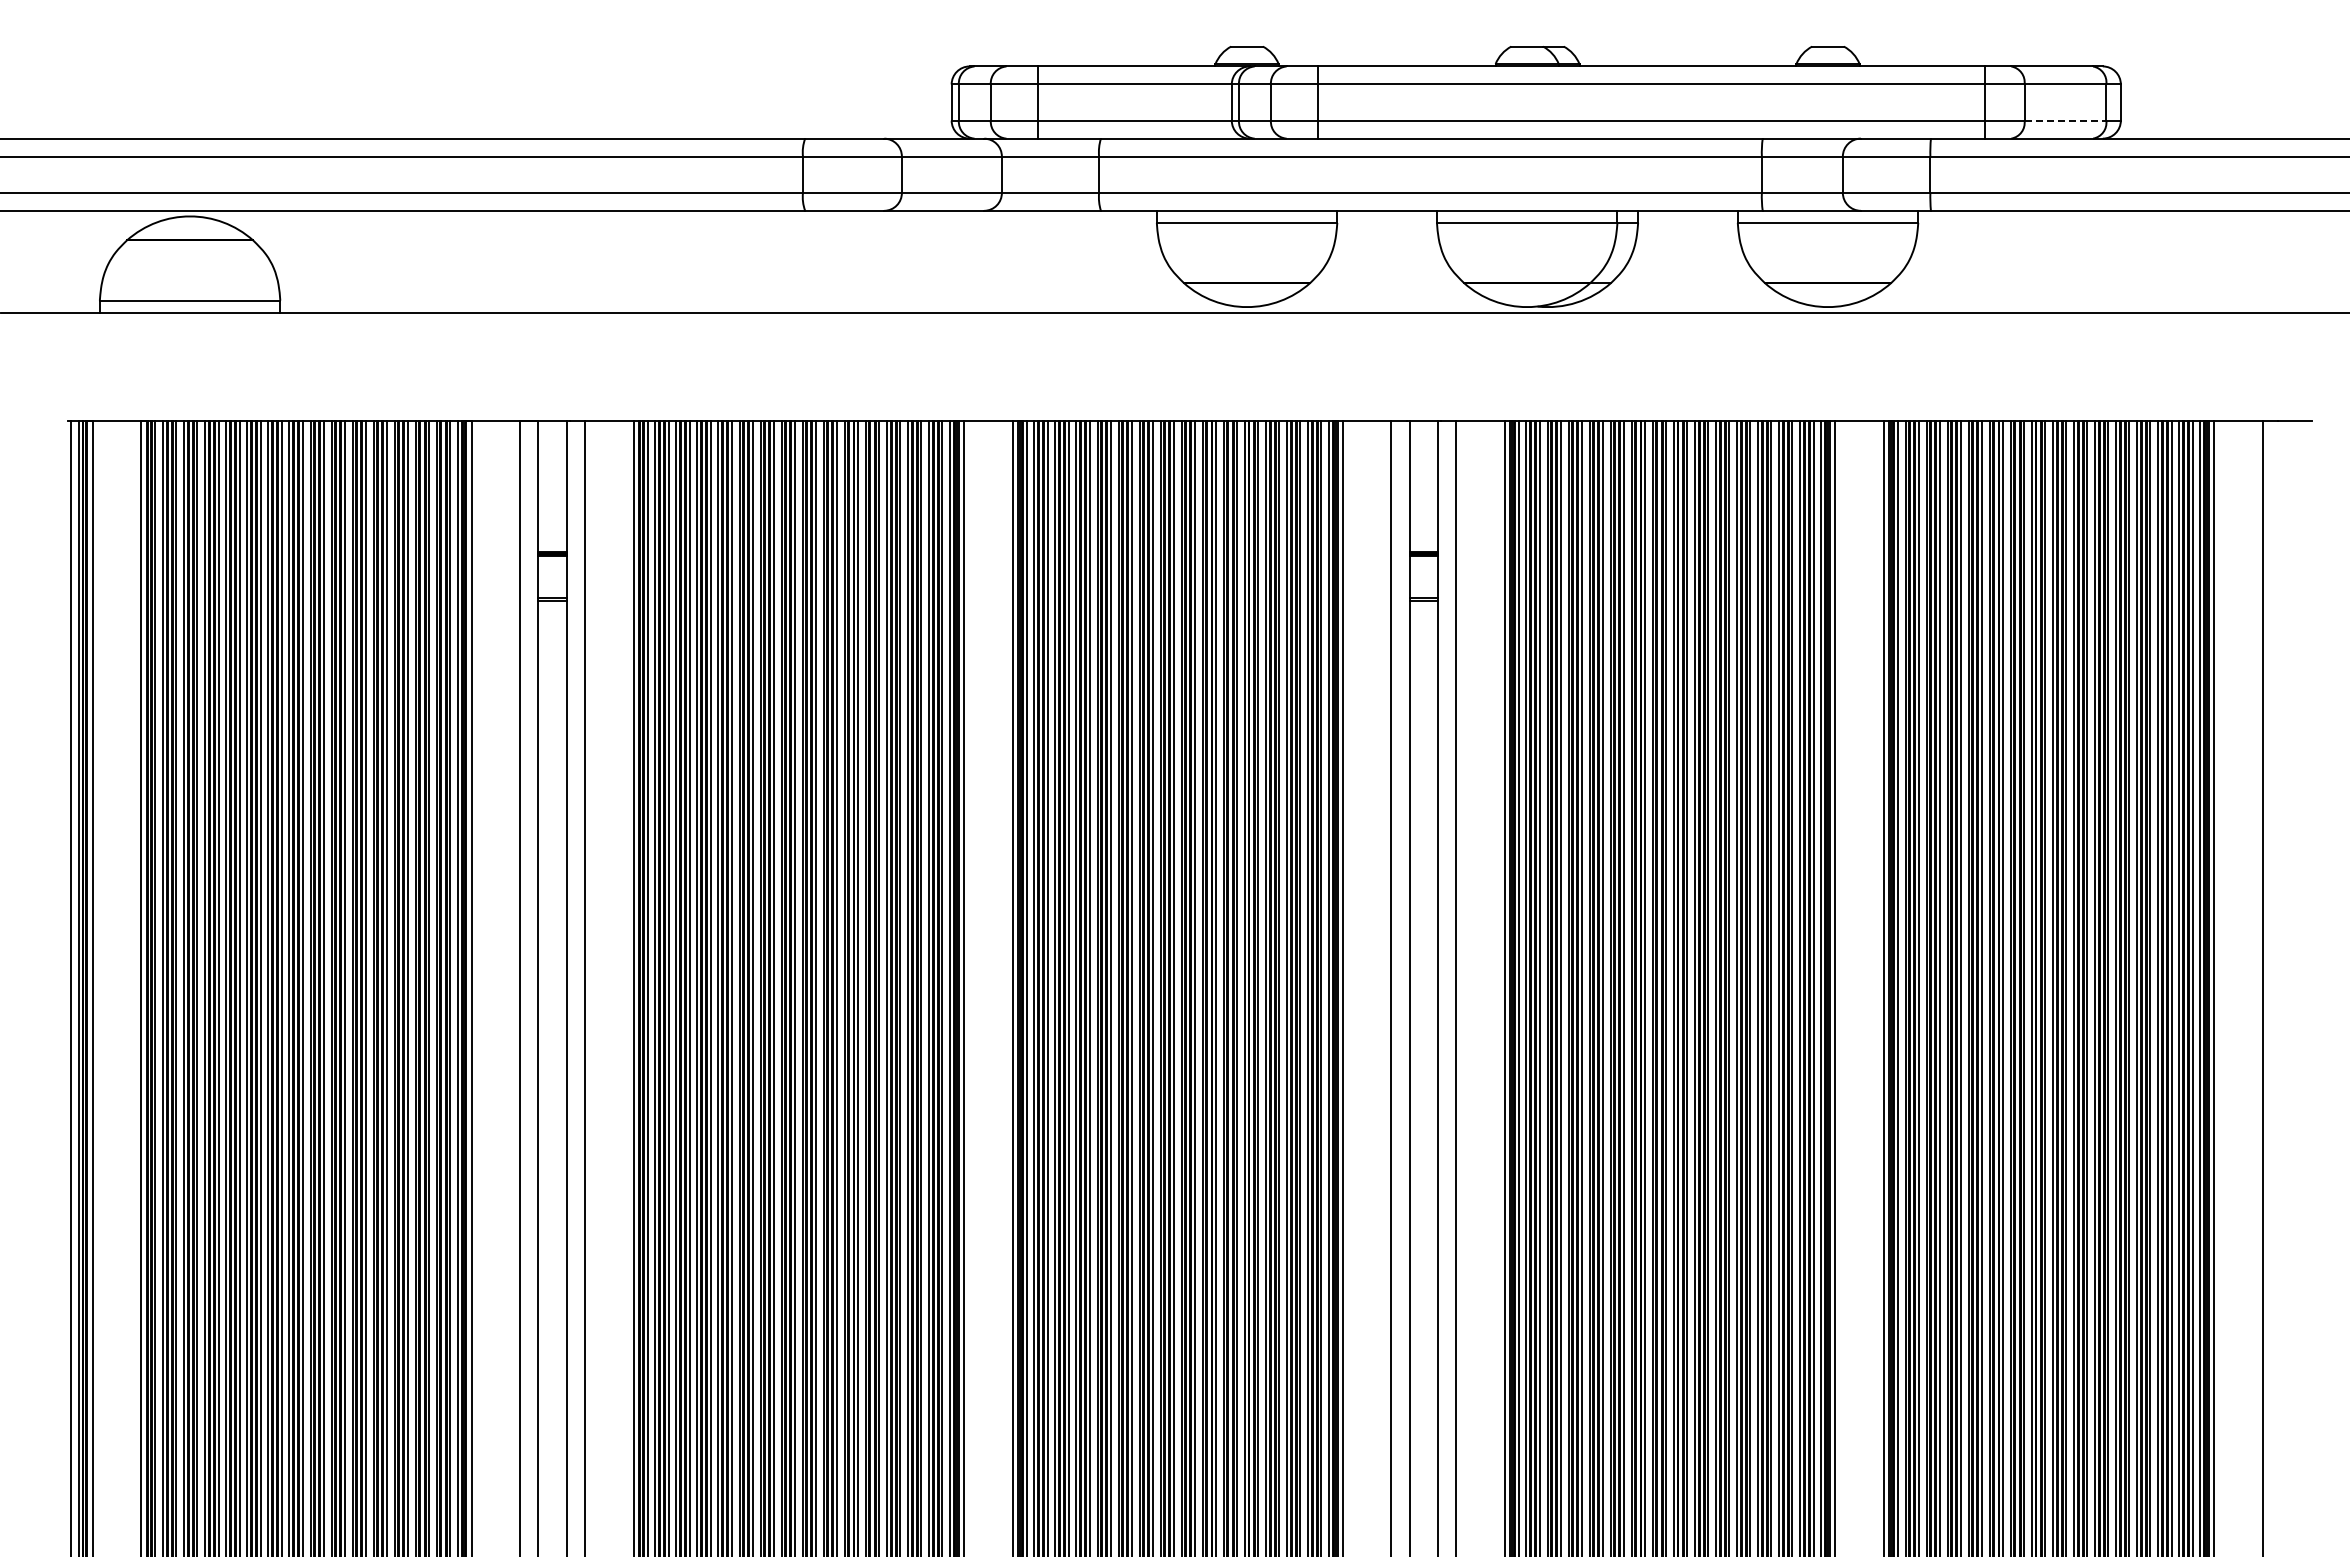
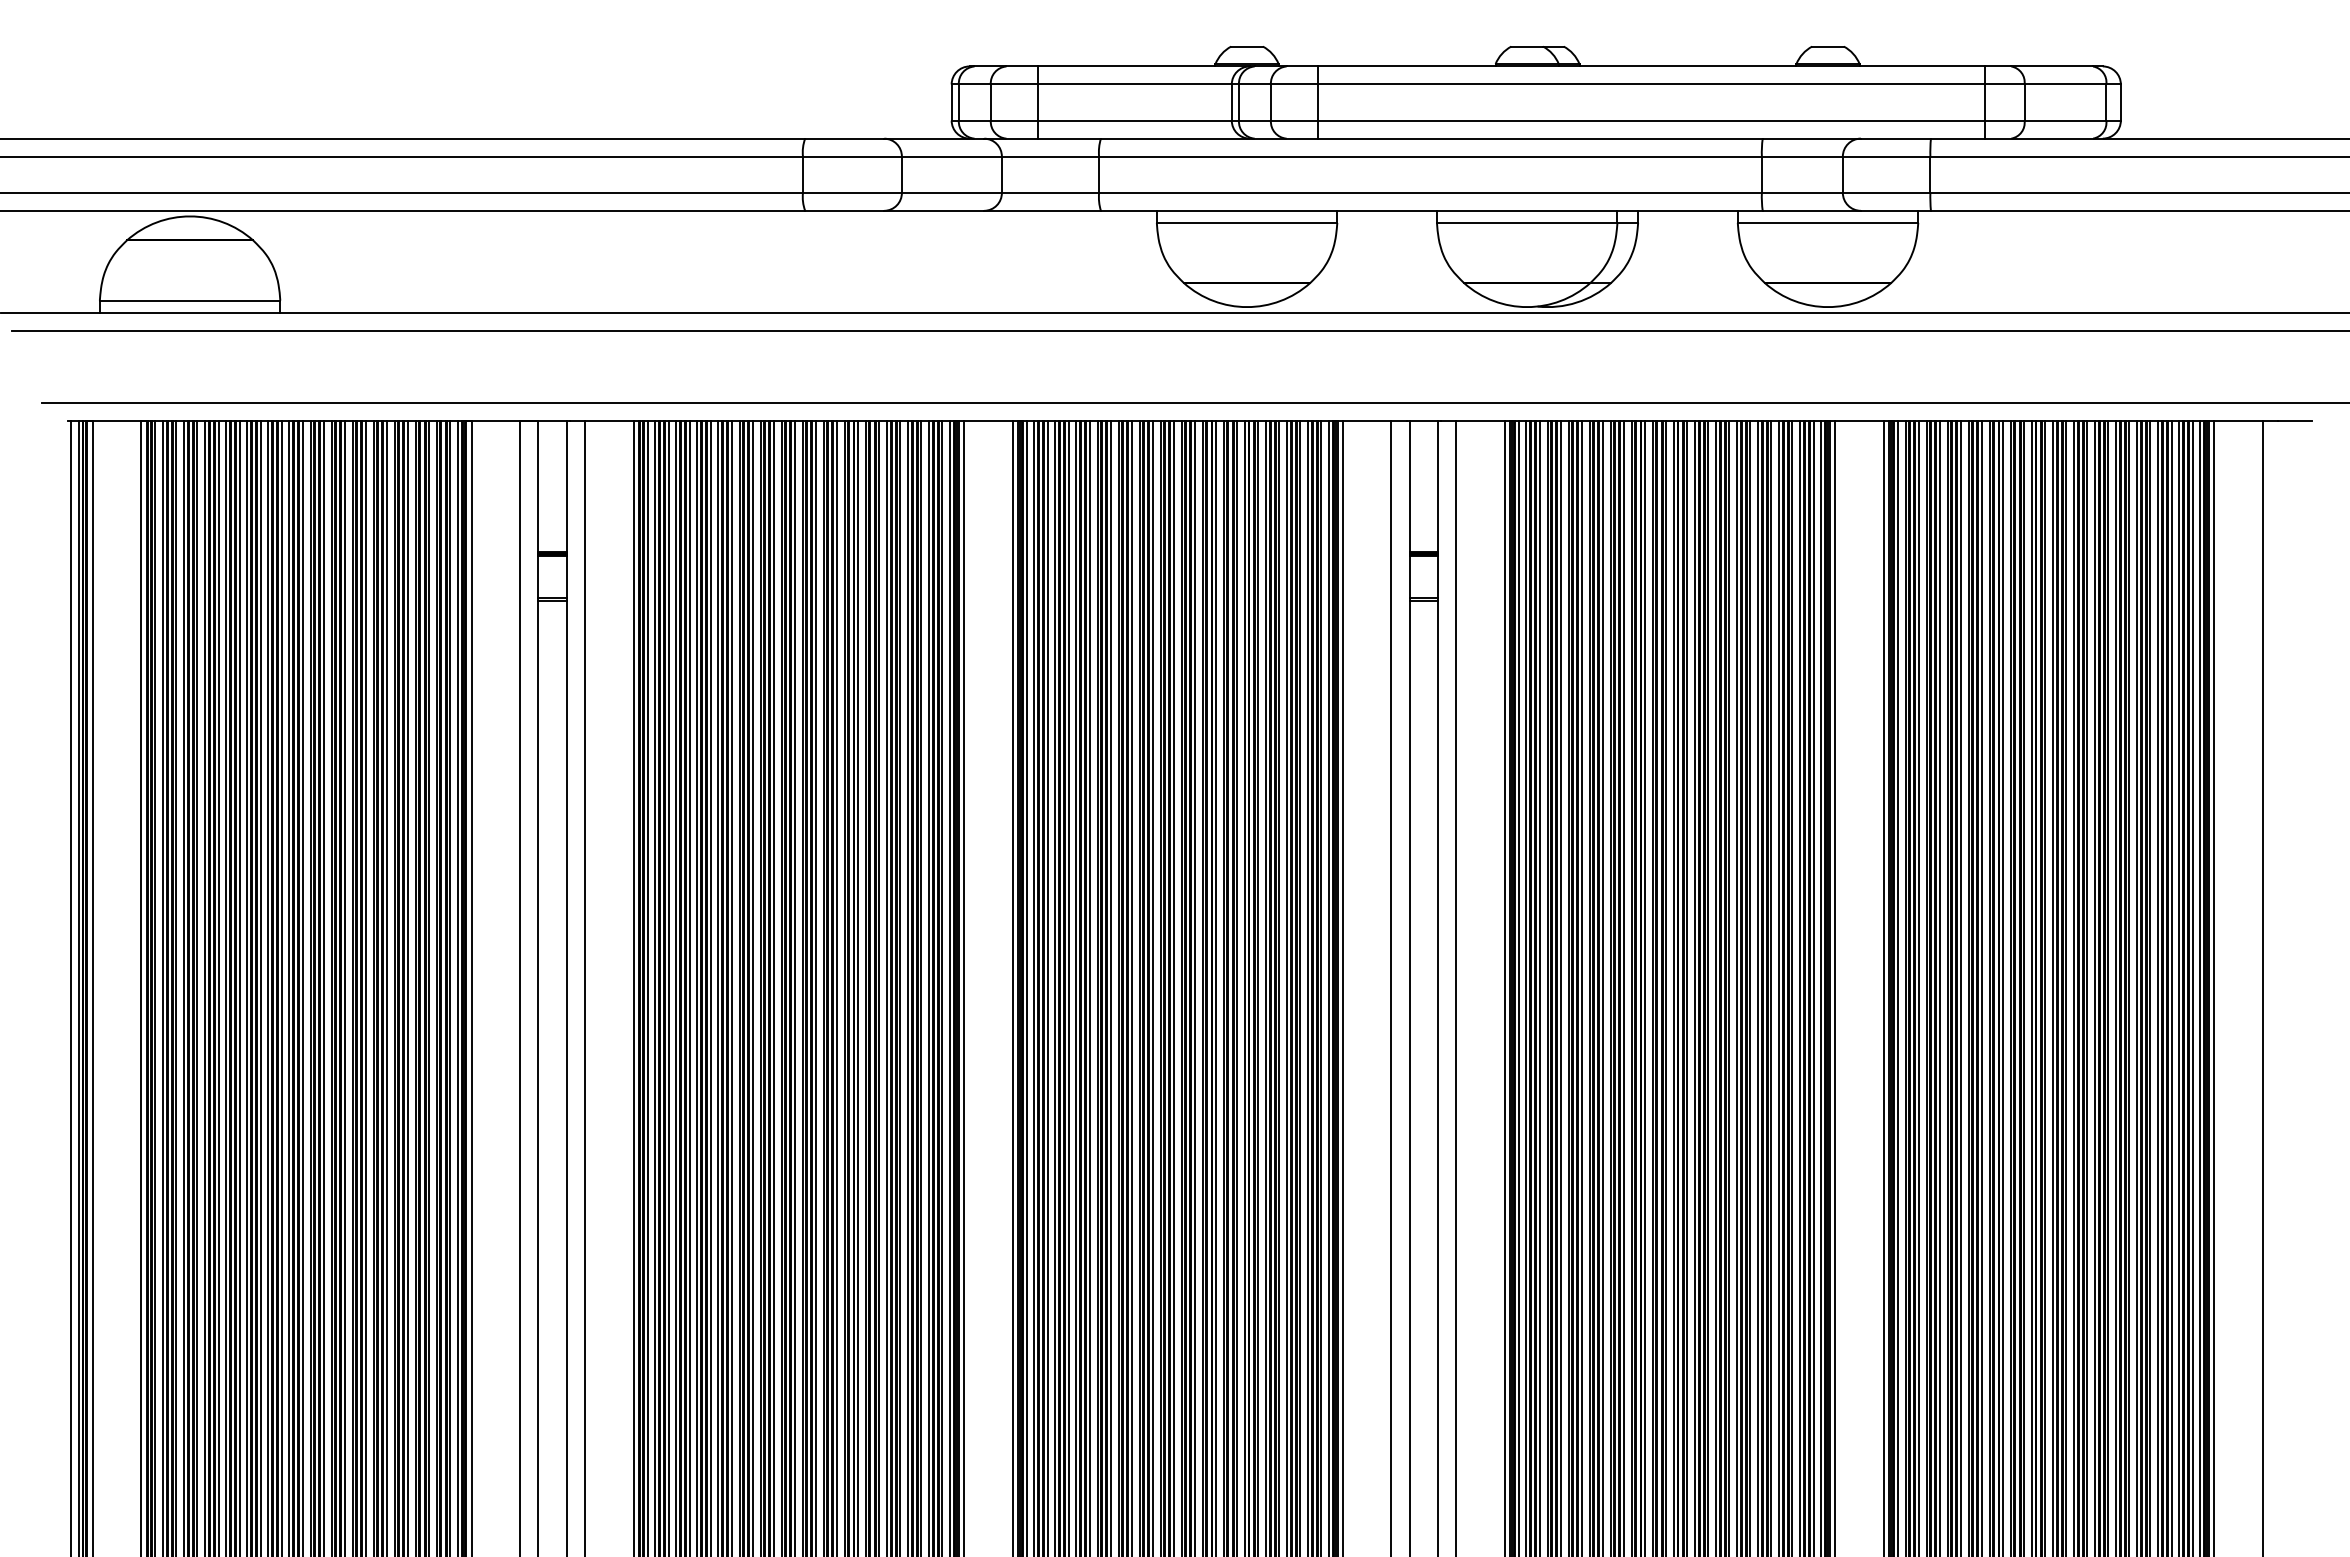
line: dashed -> solid (2065, 120)
line: none -> present (1179, 330)
line: none -> present (1193, 402)
